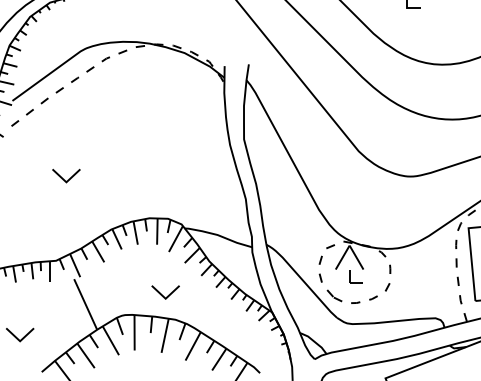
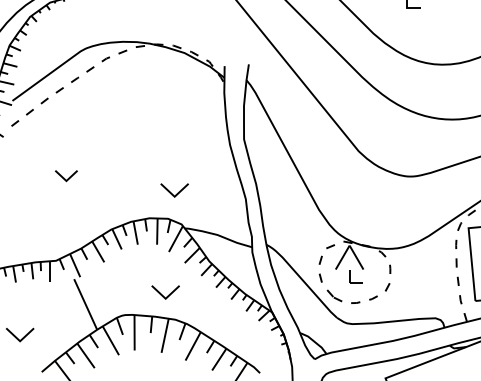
part size: 29x16 px -> 23x13 px (66, 176)
part: none -> present (174, 190)
